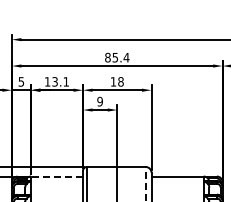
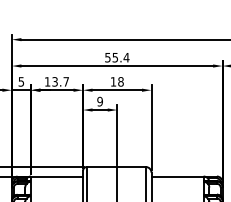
text: 85.4 -> 55.4 (107, 57)
text: 13.1 -> 13.7 (65, 81)
line: dashed -> solid (56, 176)
line: dashed -> solid (145, 183)
